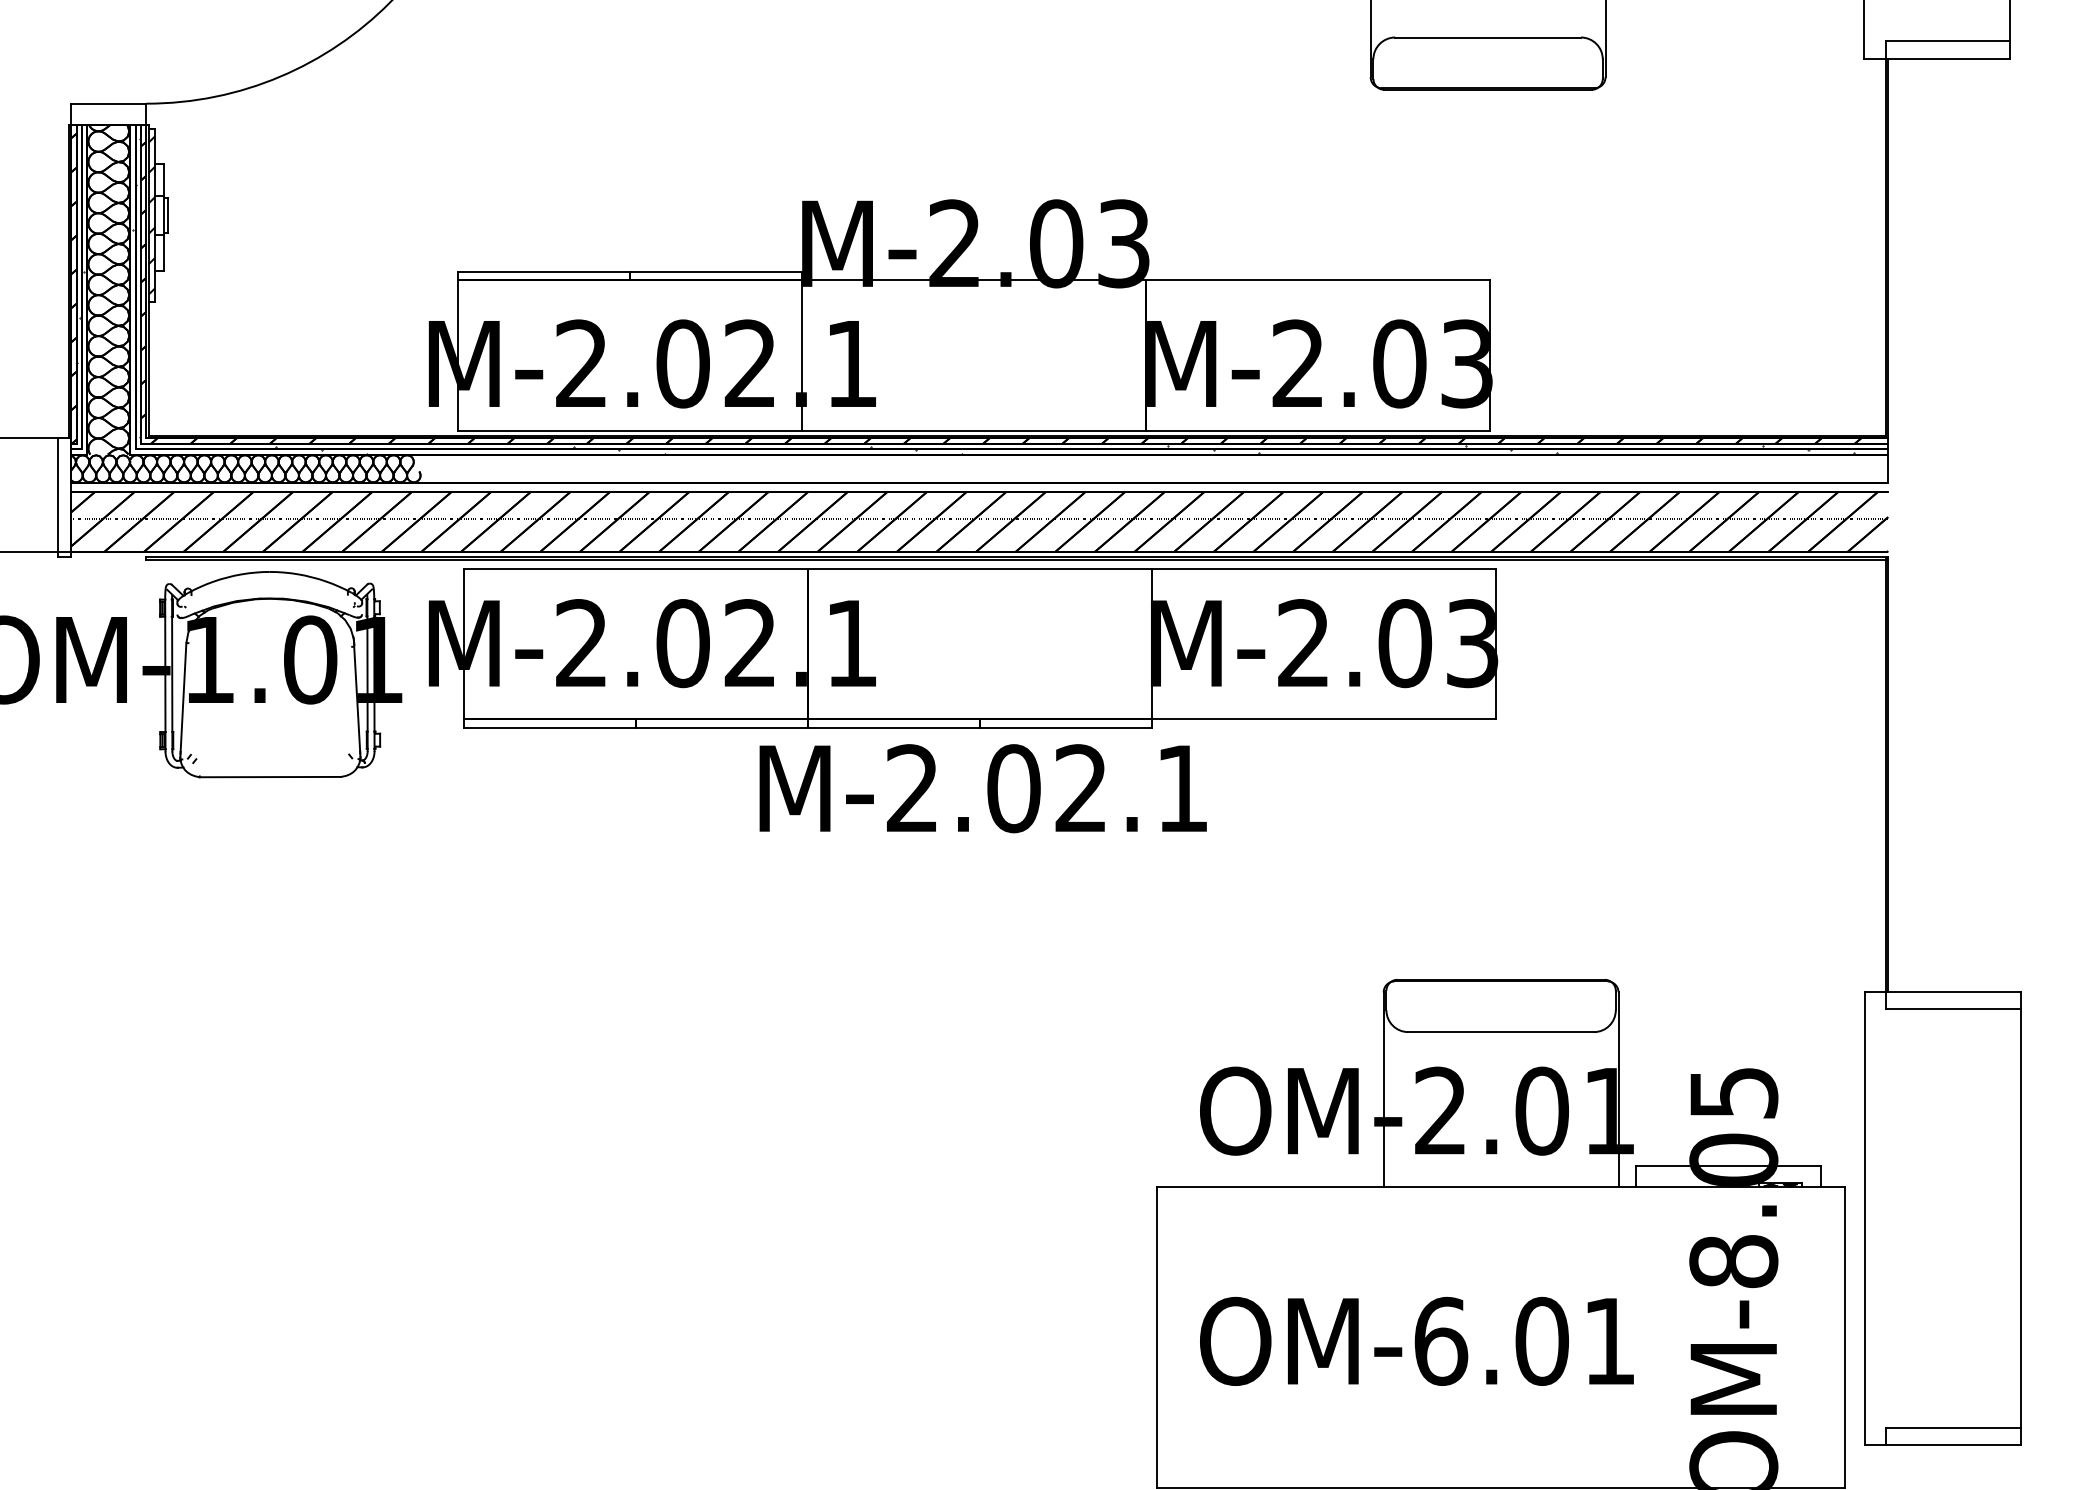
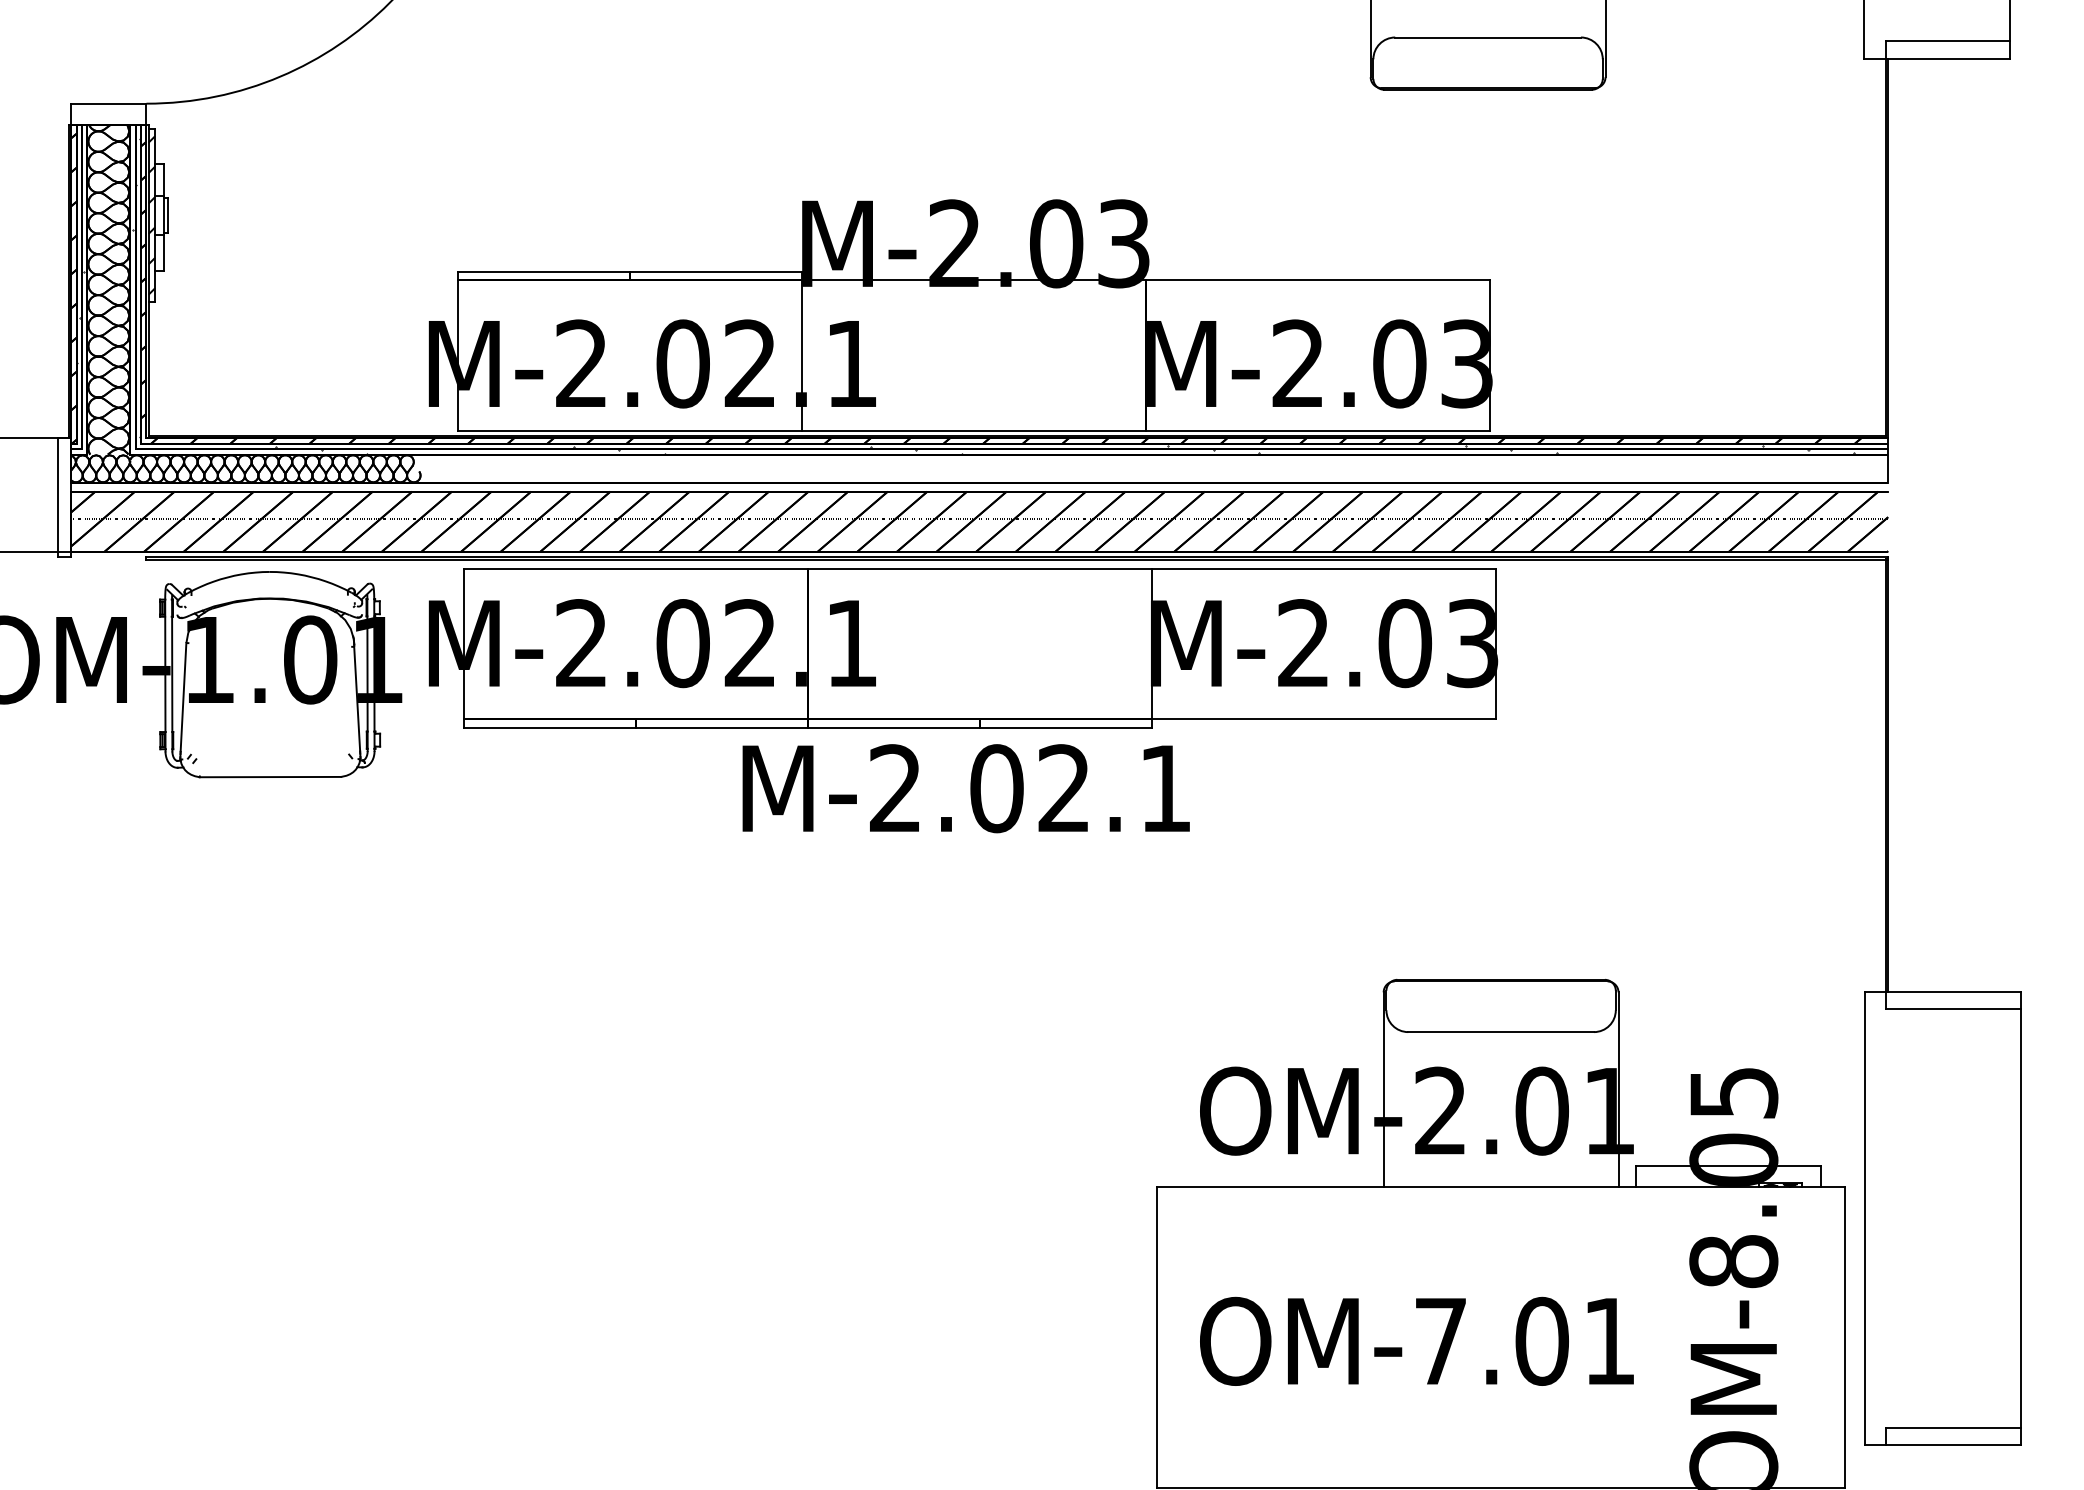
text position: (982, 788) -> (965, 788) (965, 788)
text: OM-6.01 -> OM-7.01 (1441, 1340)
